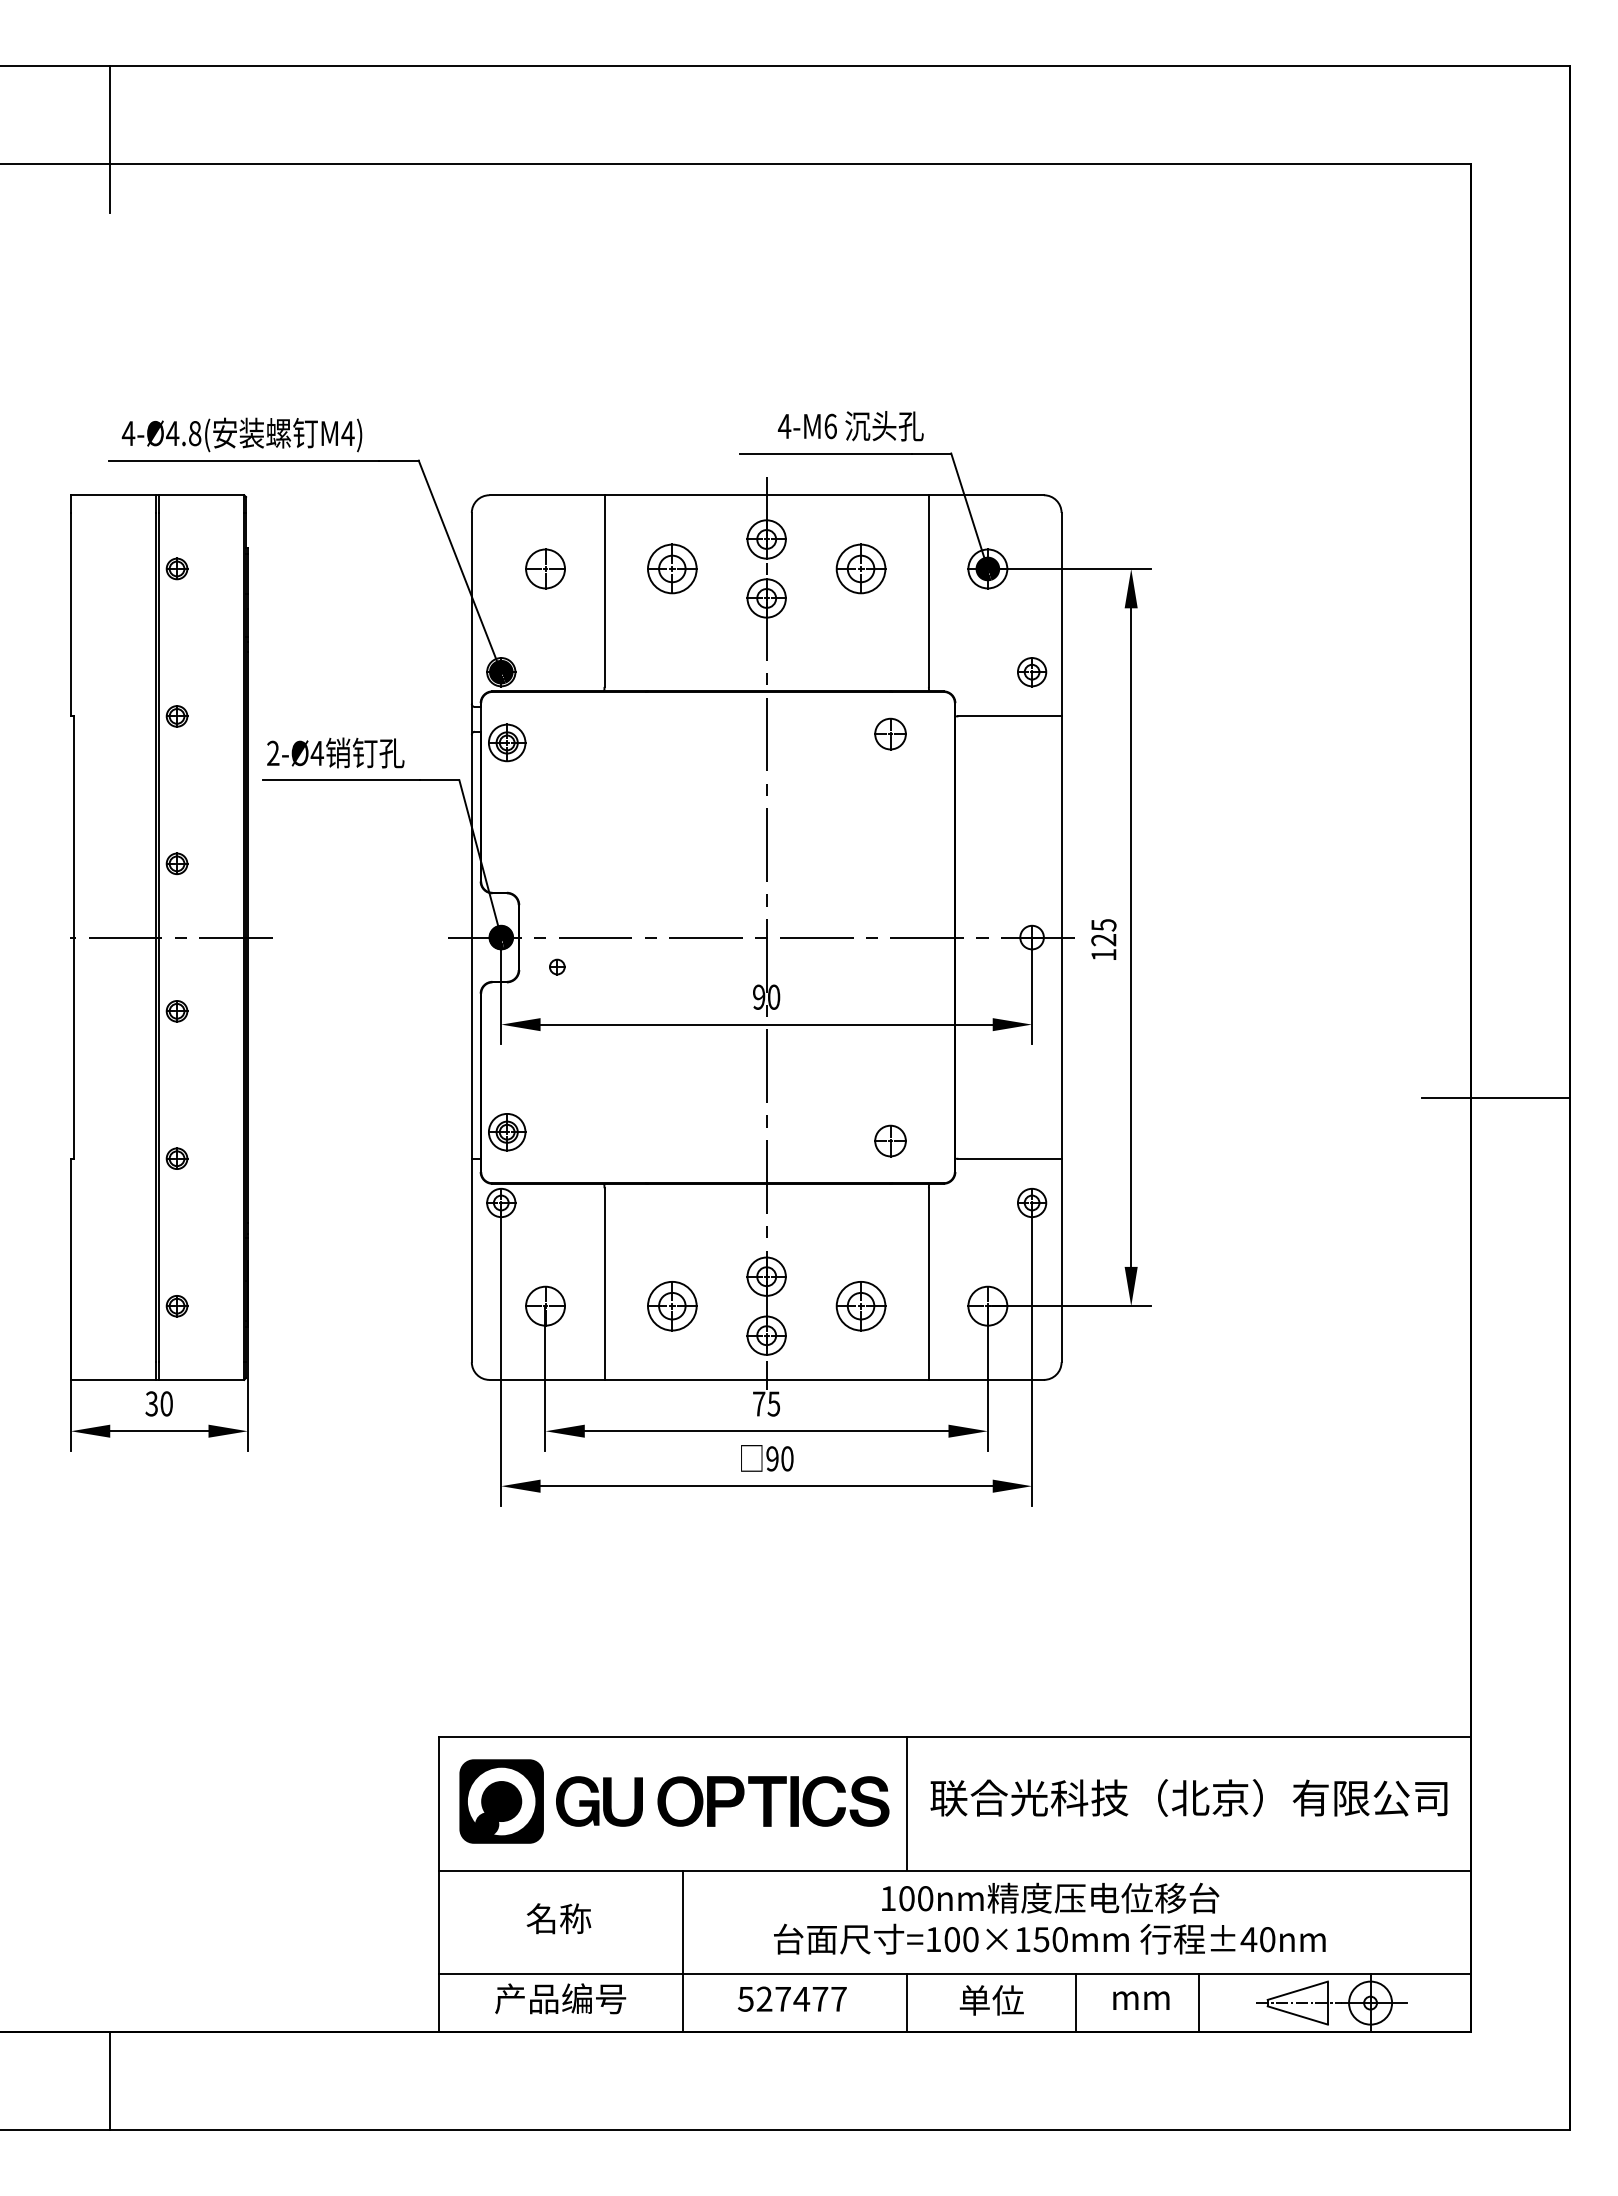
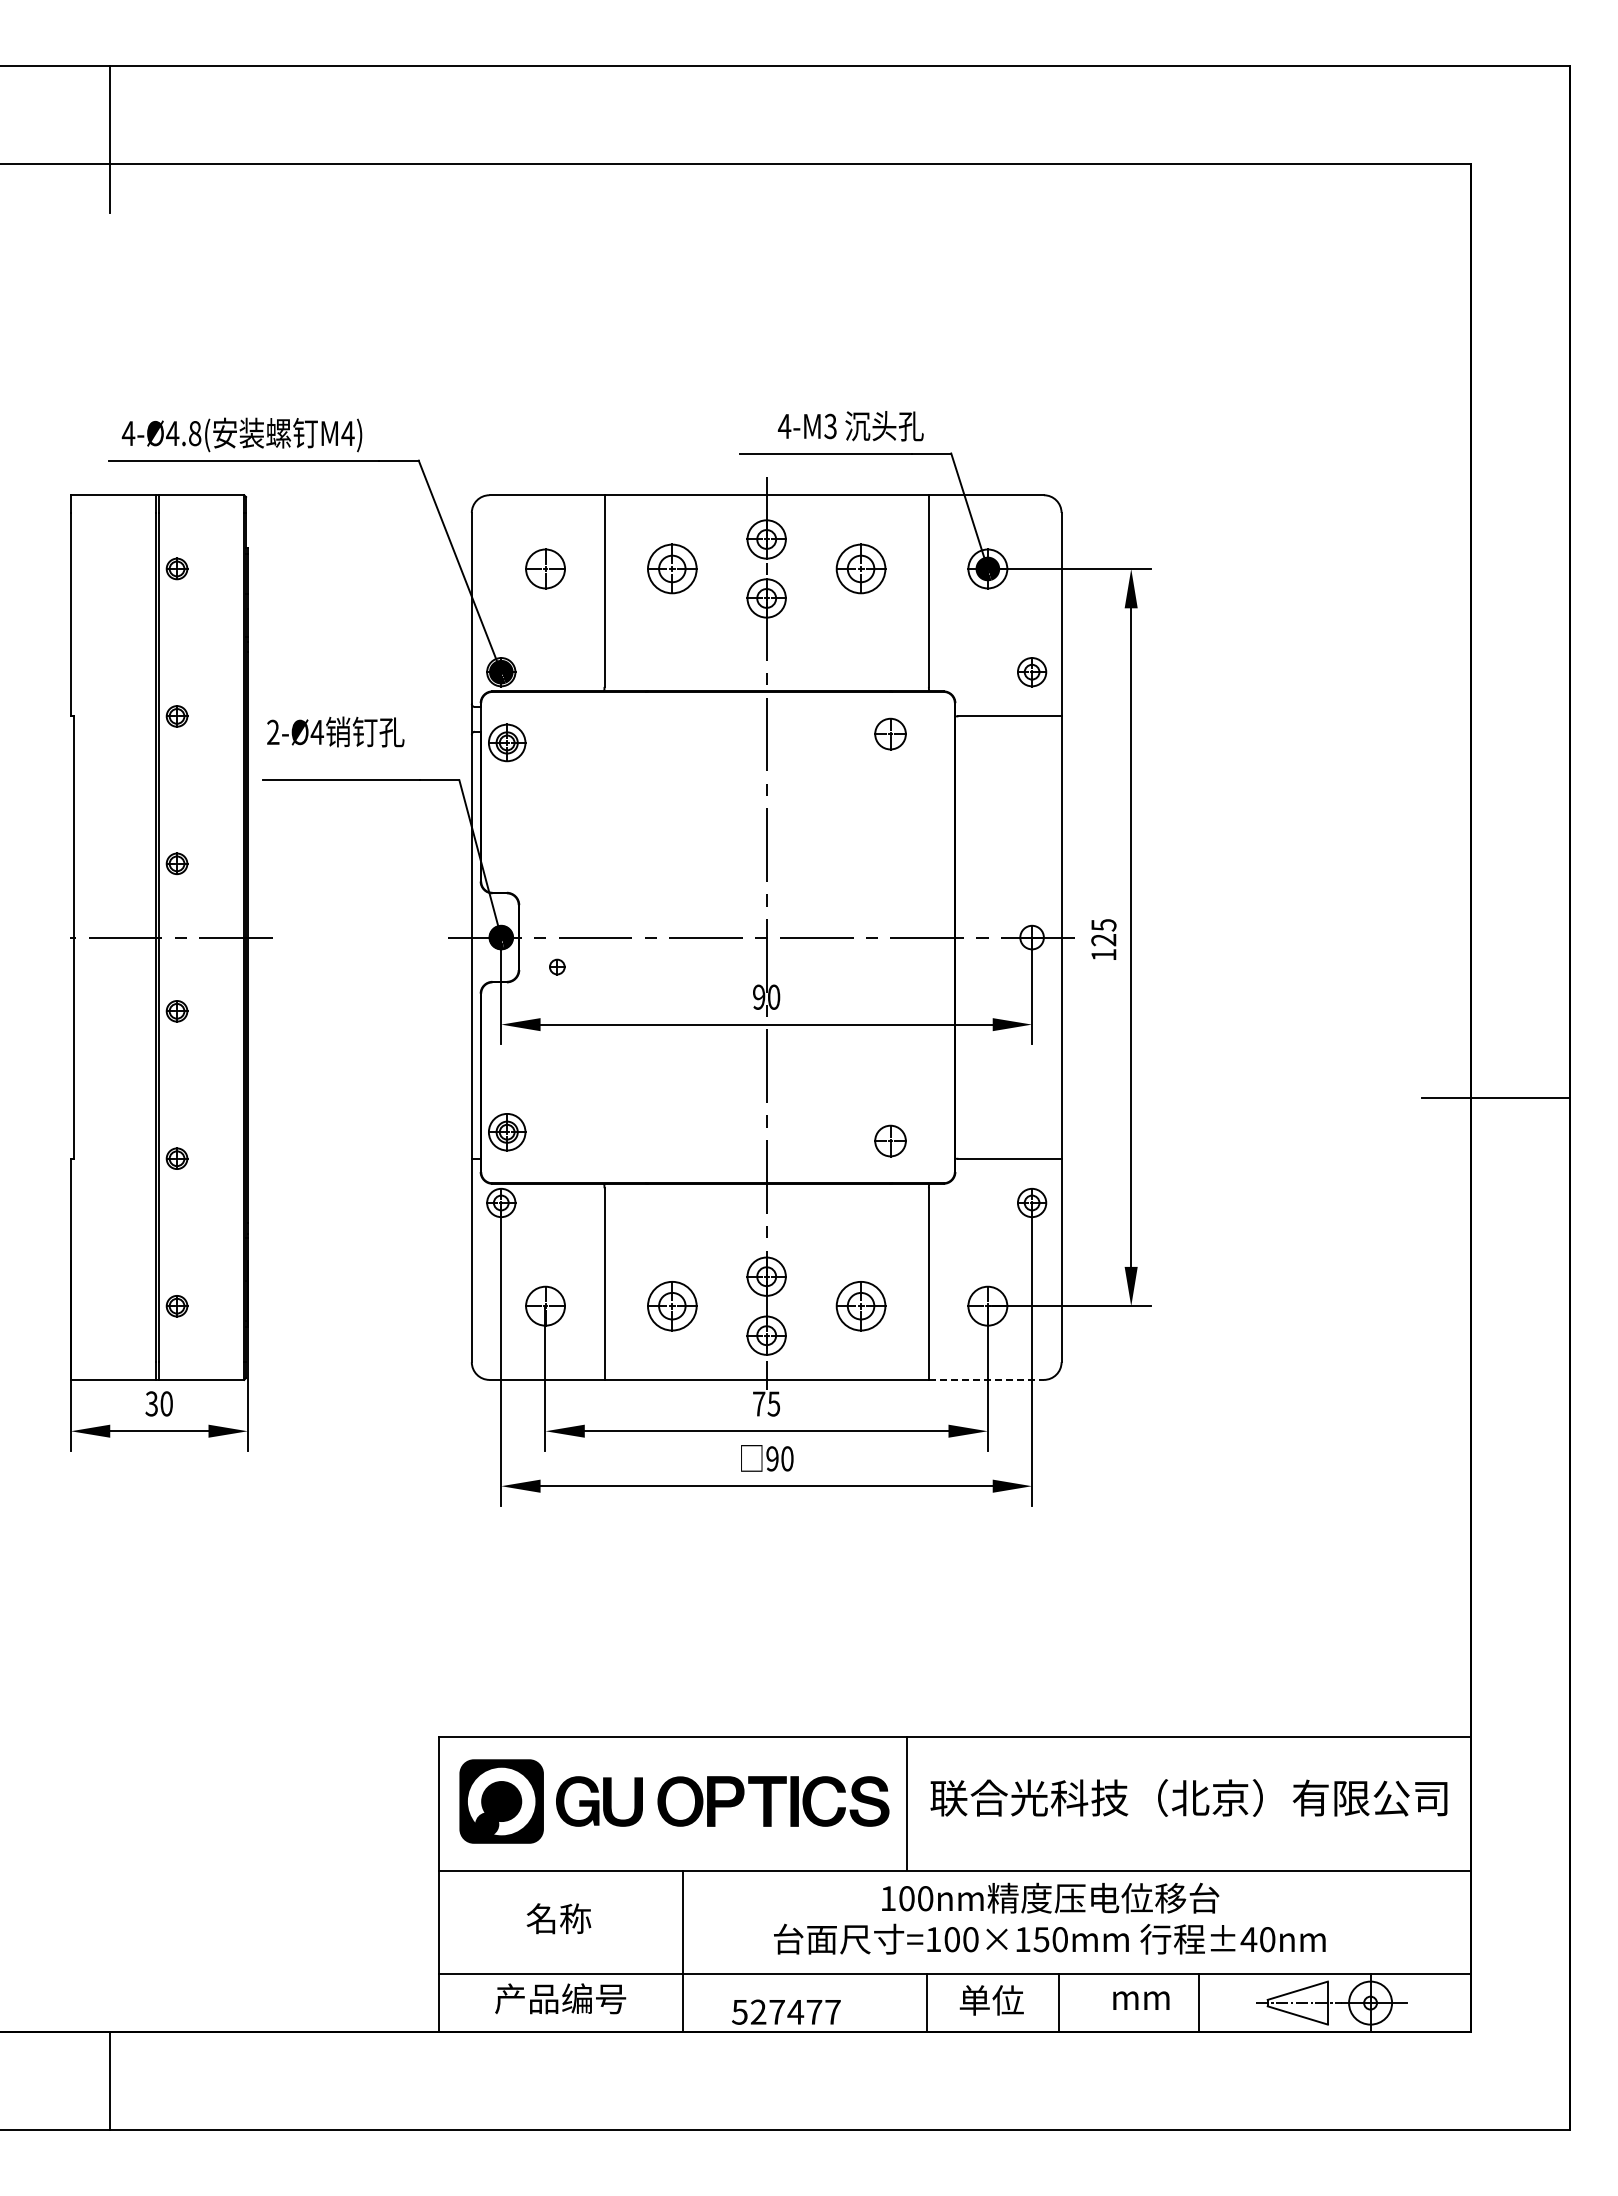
text: 4-M6 -> 4-M3 (830, 426)
text position: (335, 752) -> (335, 731) (335, 731)
line: solid -> dashed (986, 1379)
text position: (792, 1998) -> (786, 2011) (786, 2011)
line position: (907, 2002) -> (927, 2002) (927, 2002)
line position: (1075, 2002) -> (1058, 2002) (1058, 2002)
